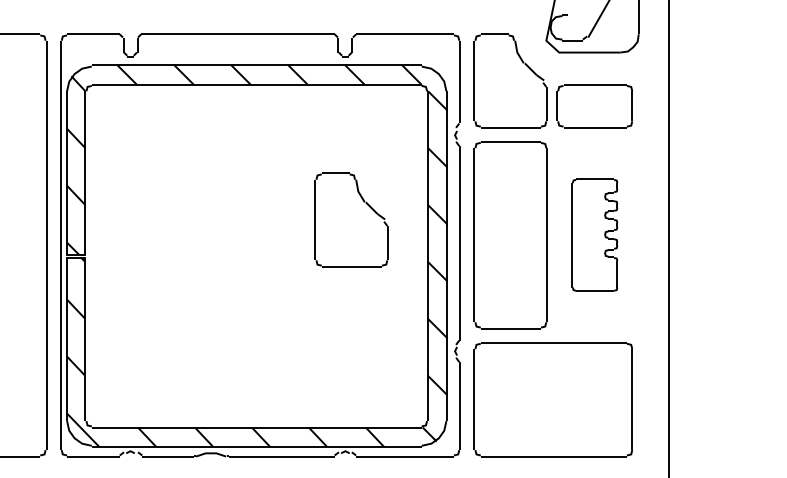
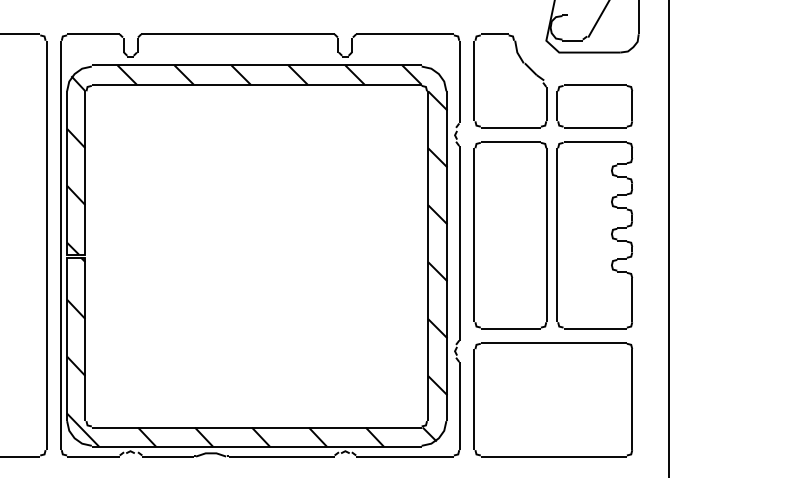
part: present -> none (363, 202)
part size: 48x114 px -> 78x189 px (594, 235)
